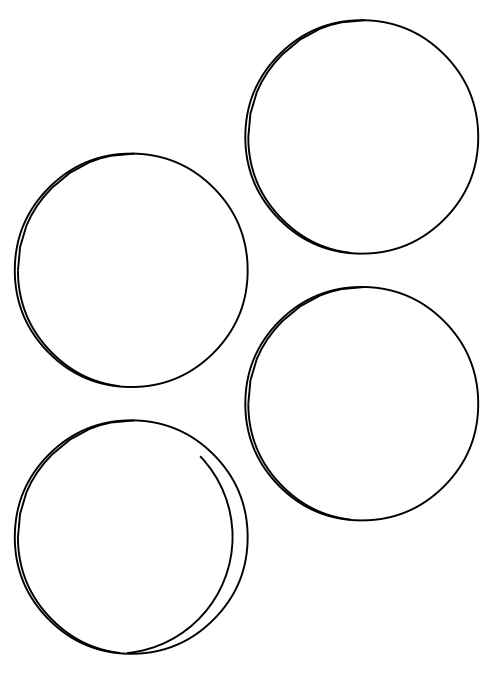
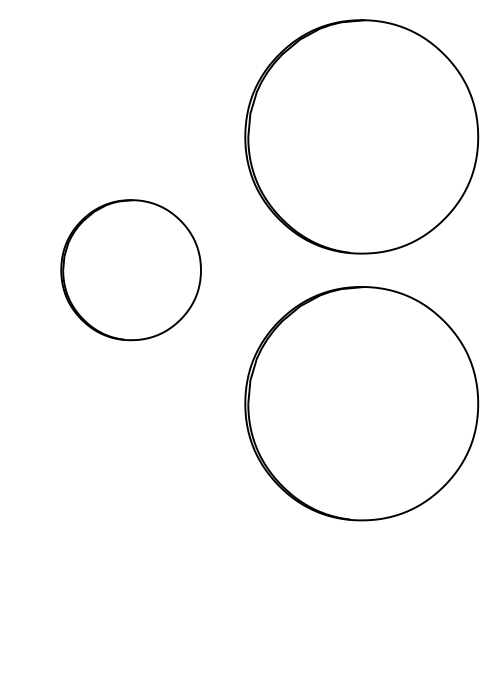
part size: 236x236 px -> 142x143 px (130, 270)
part: present -> none (130, 536)
